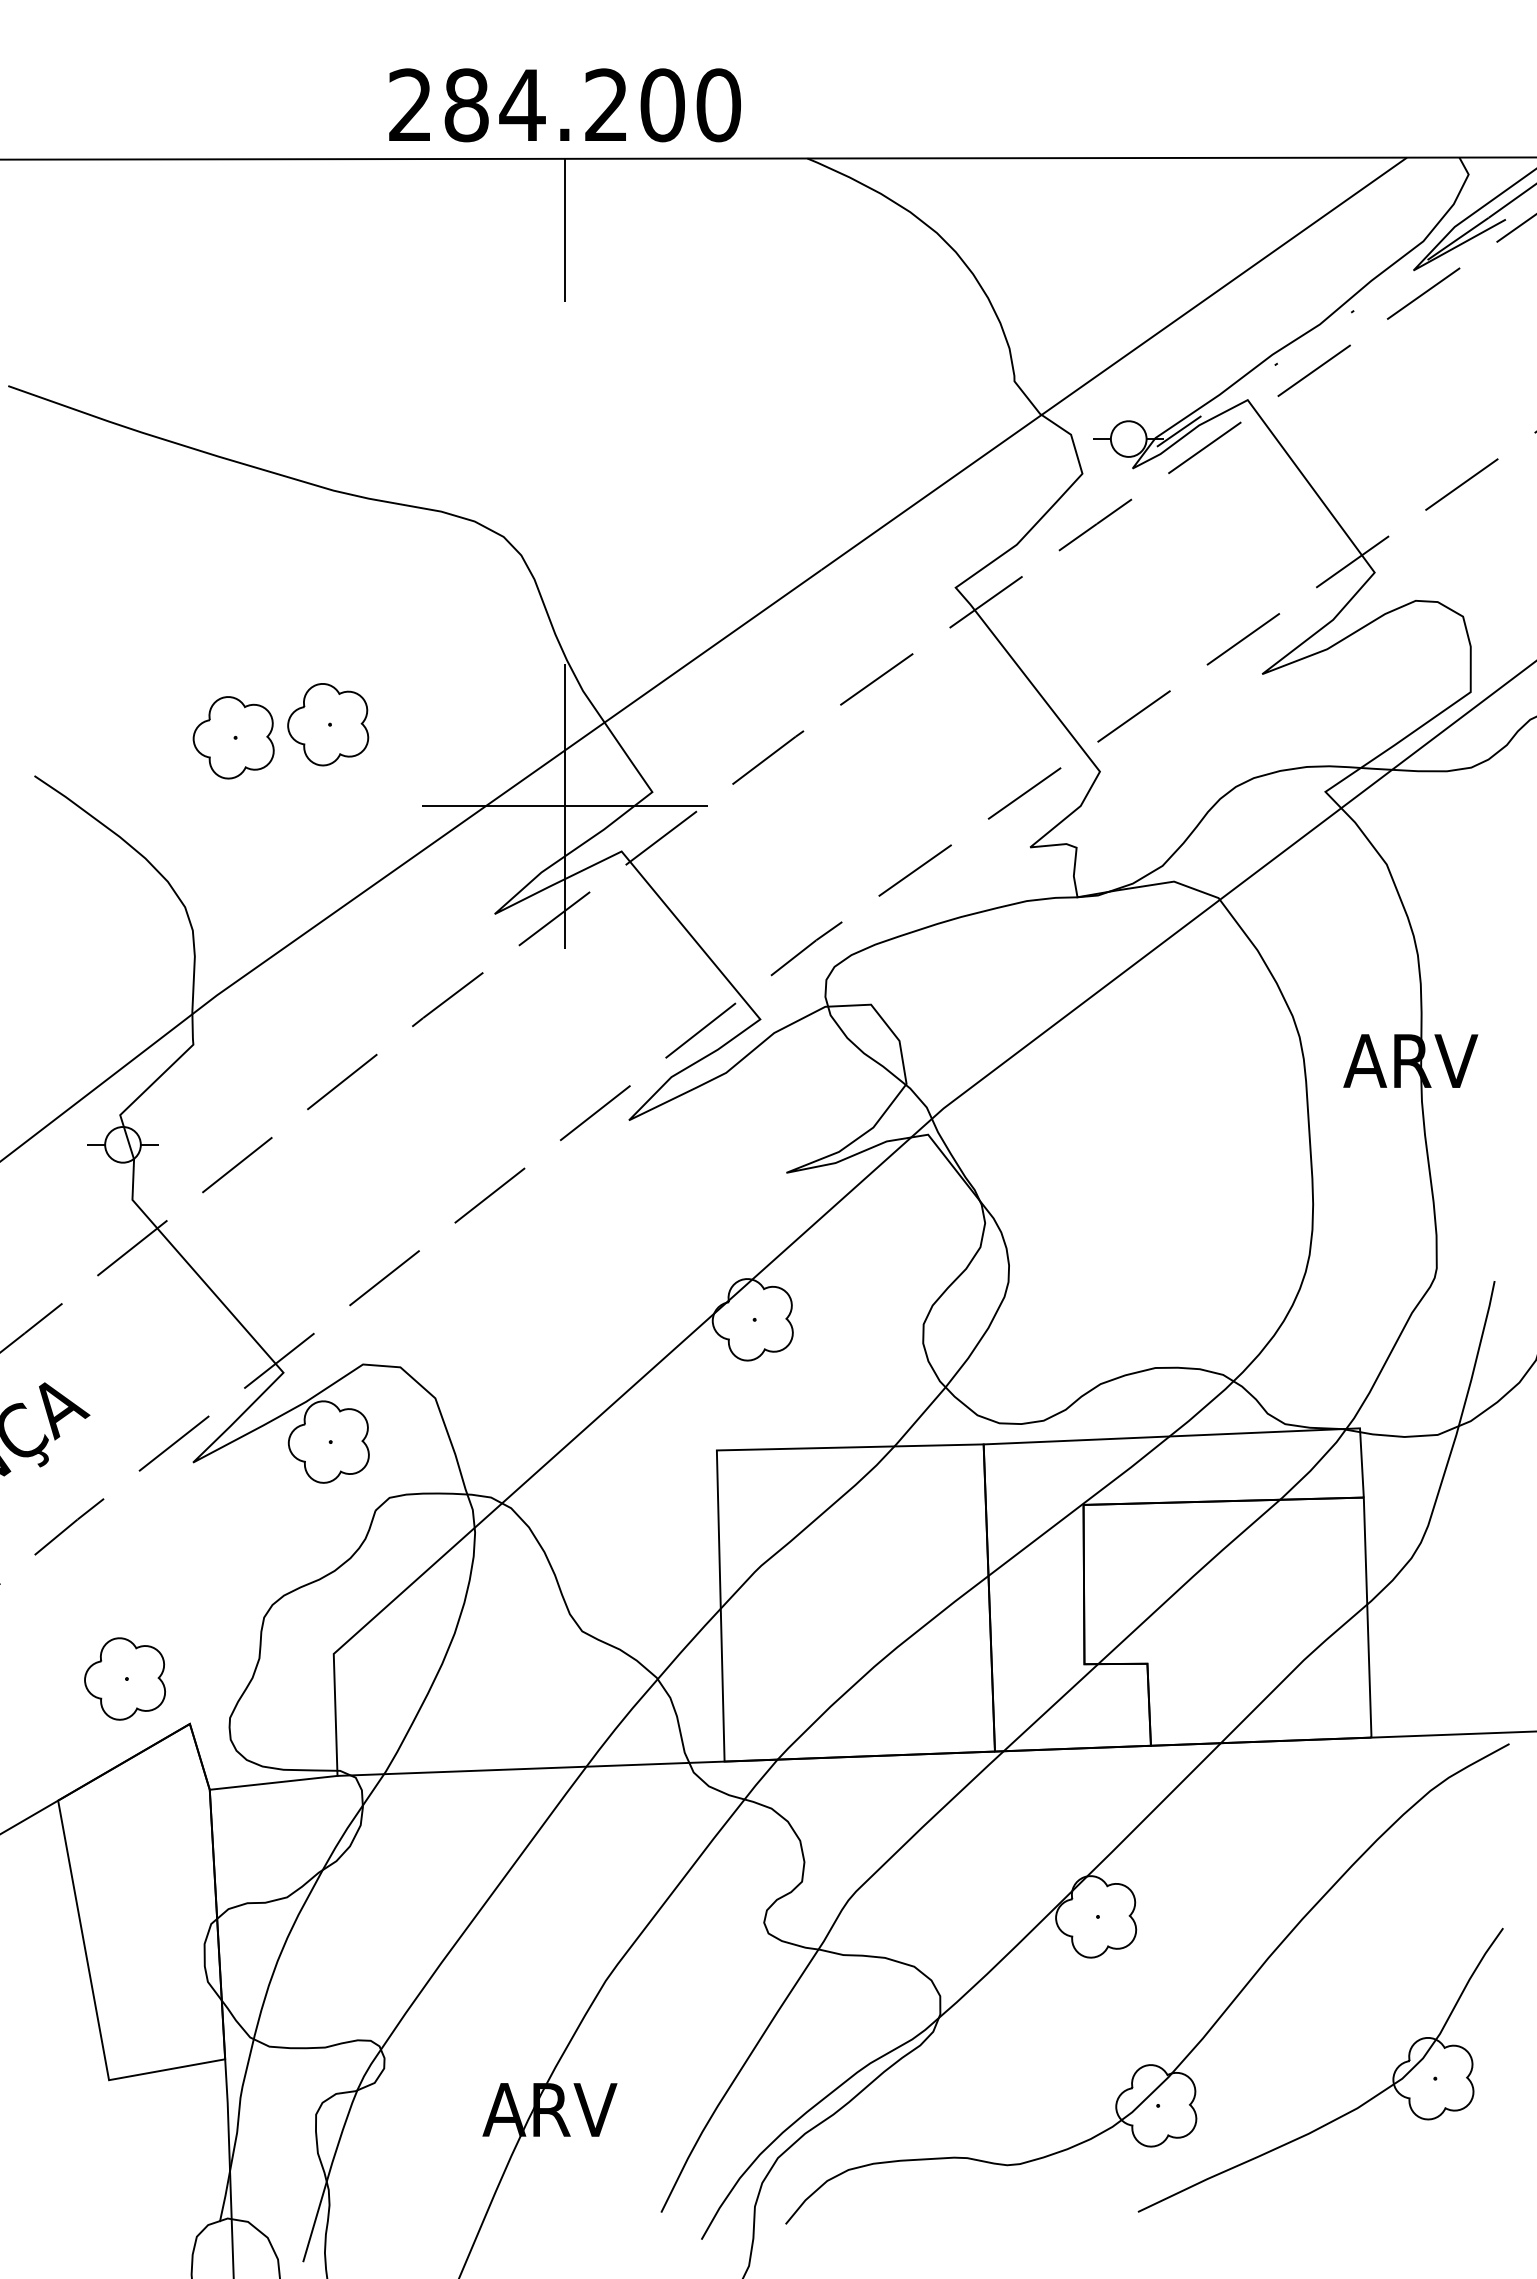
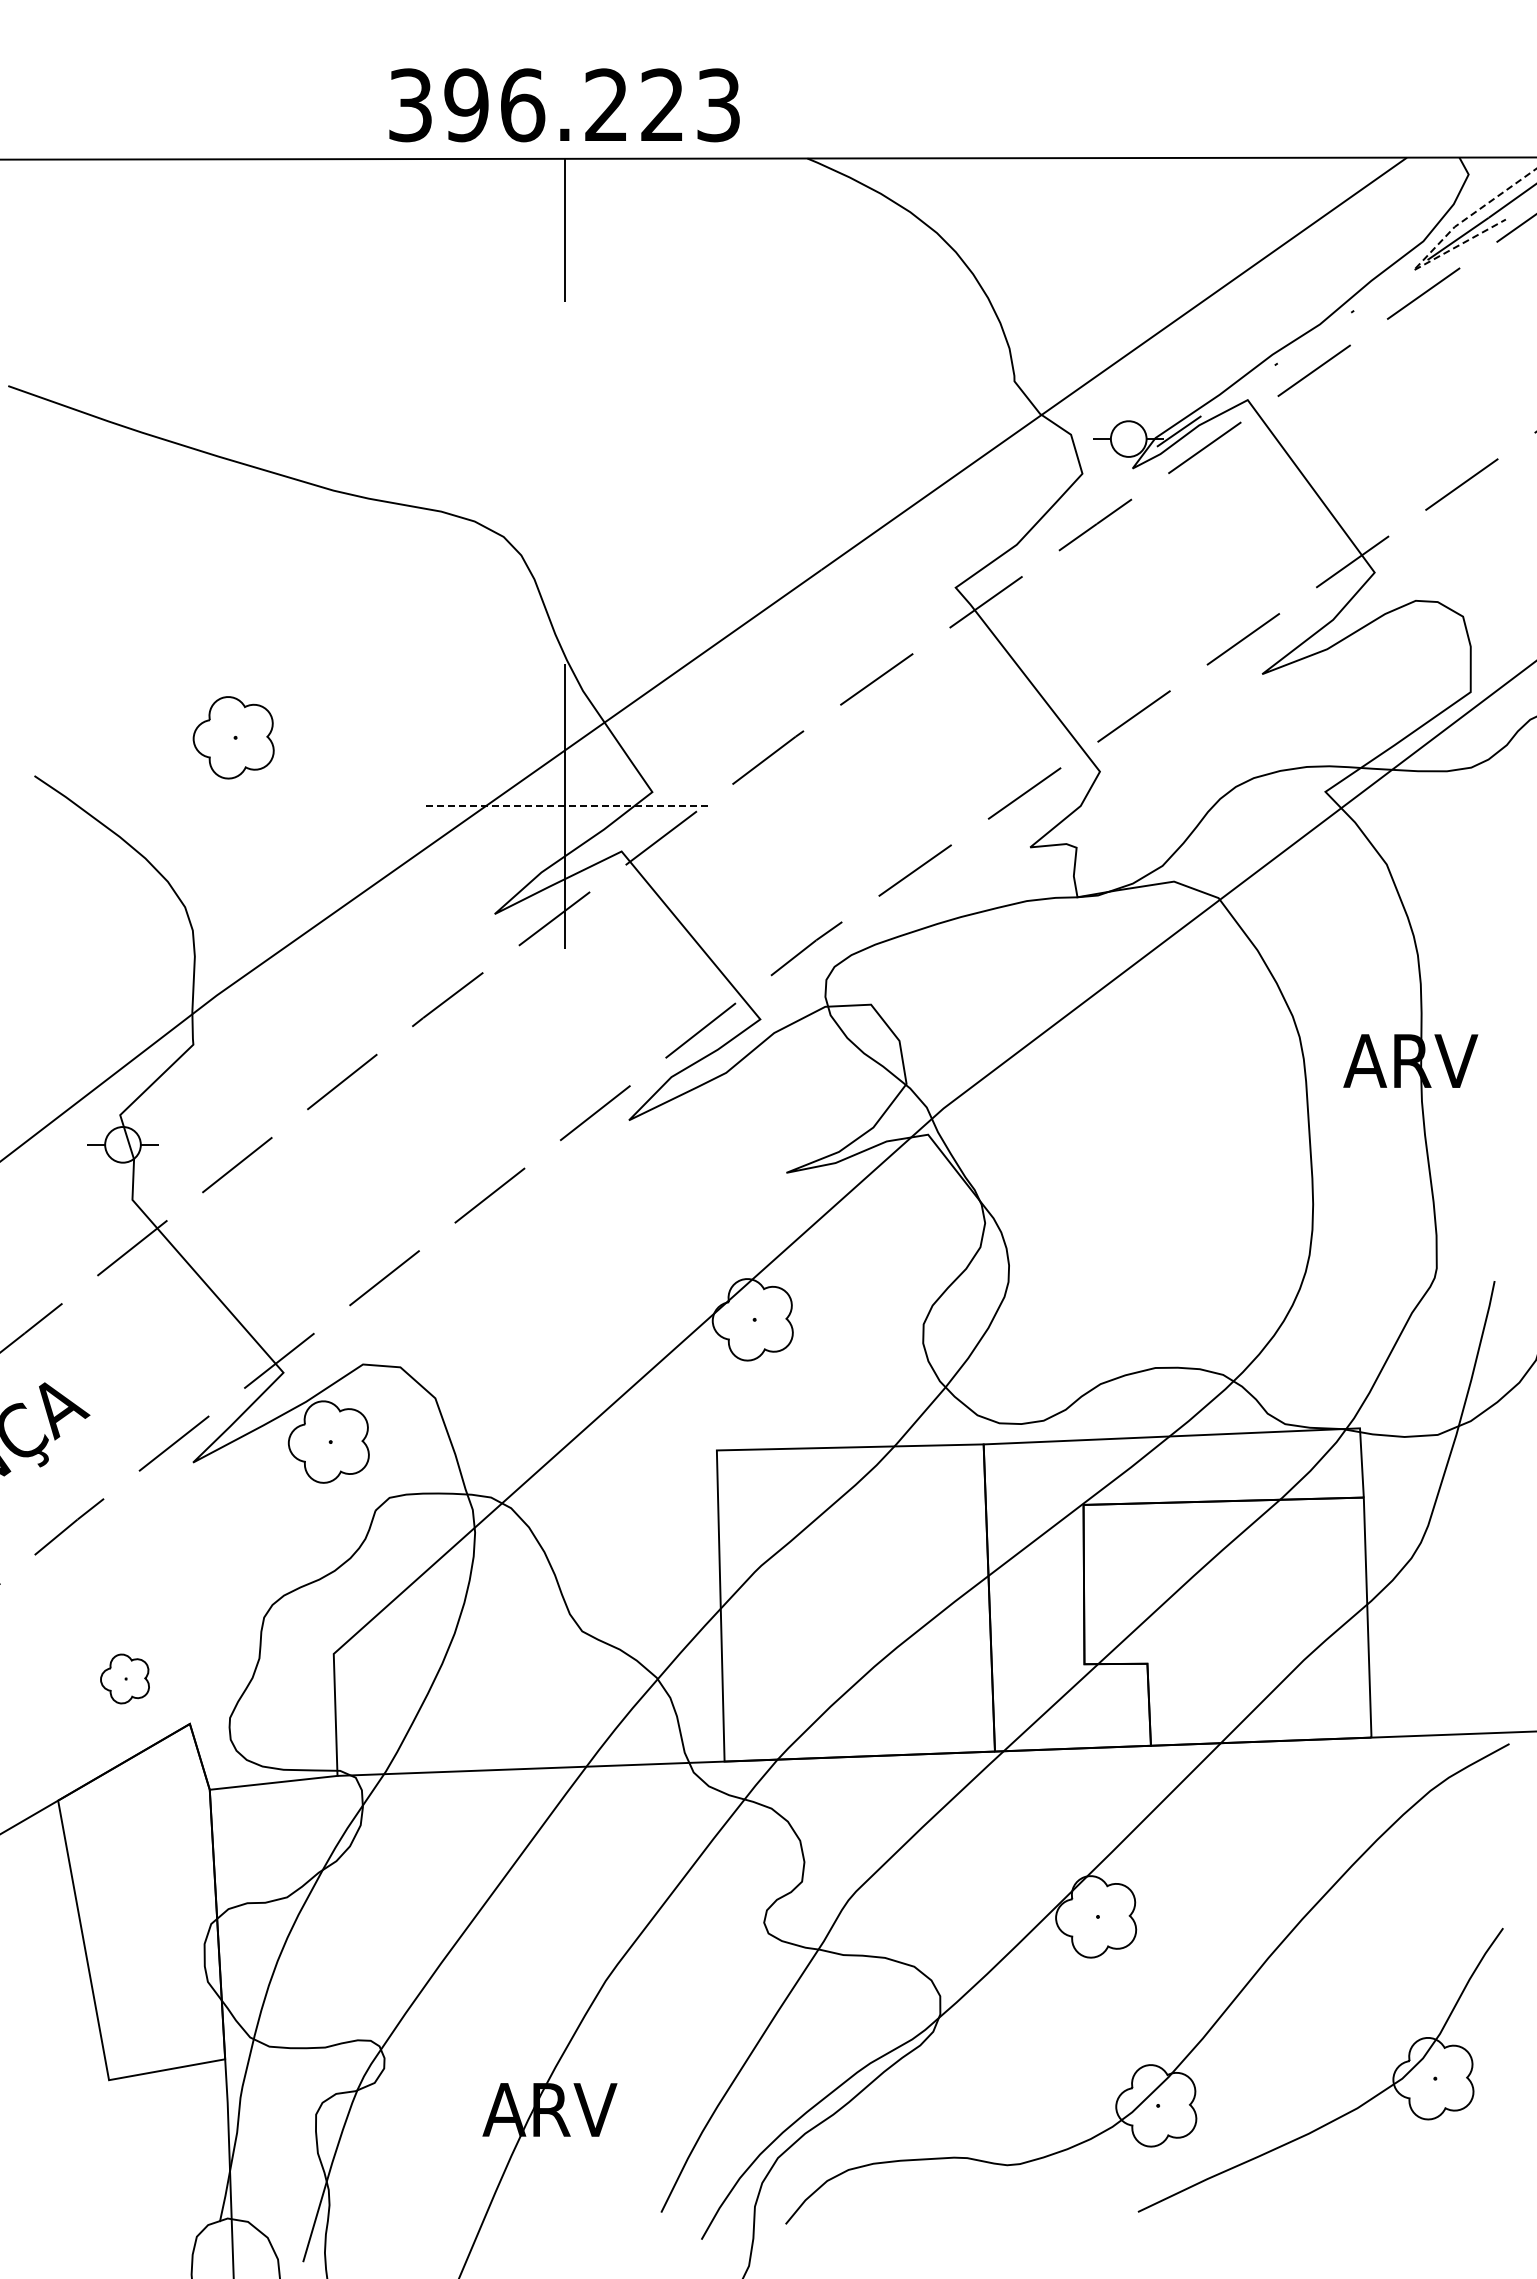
text: 284.200 -> 396.223 (564, 105)
line: solid -> dashed (1432, 250)
part: present -> none (328, 724)
line: solid -> dashed (564, 806)
part size: 82x84 px -> 50x52 px (124, 1678)
